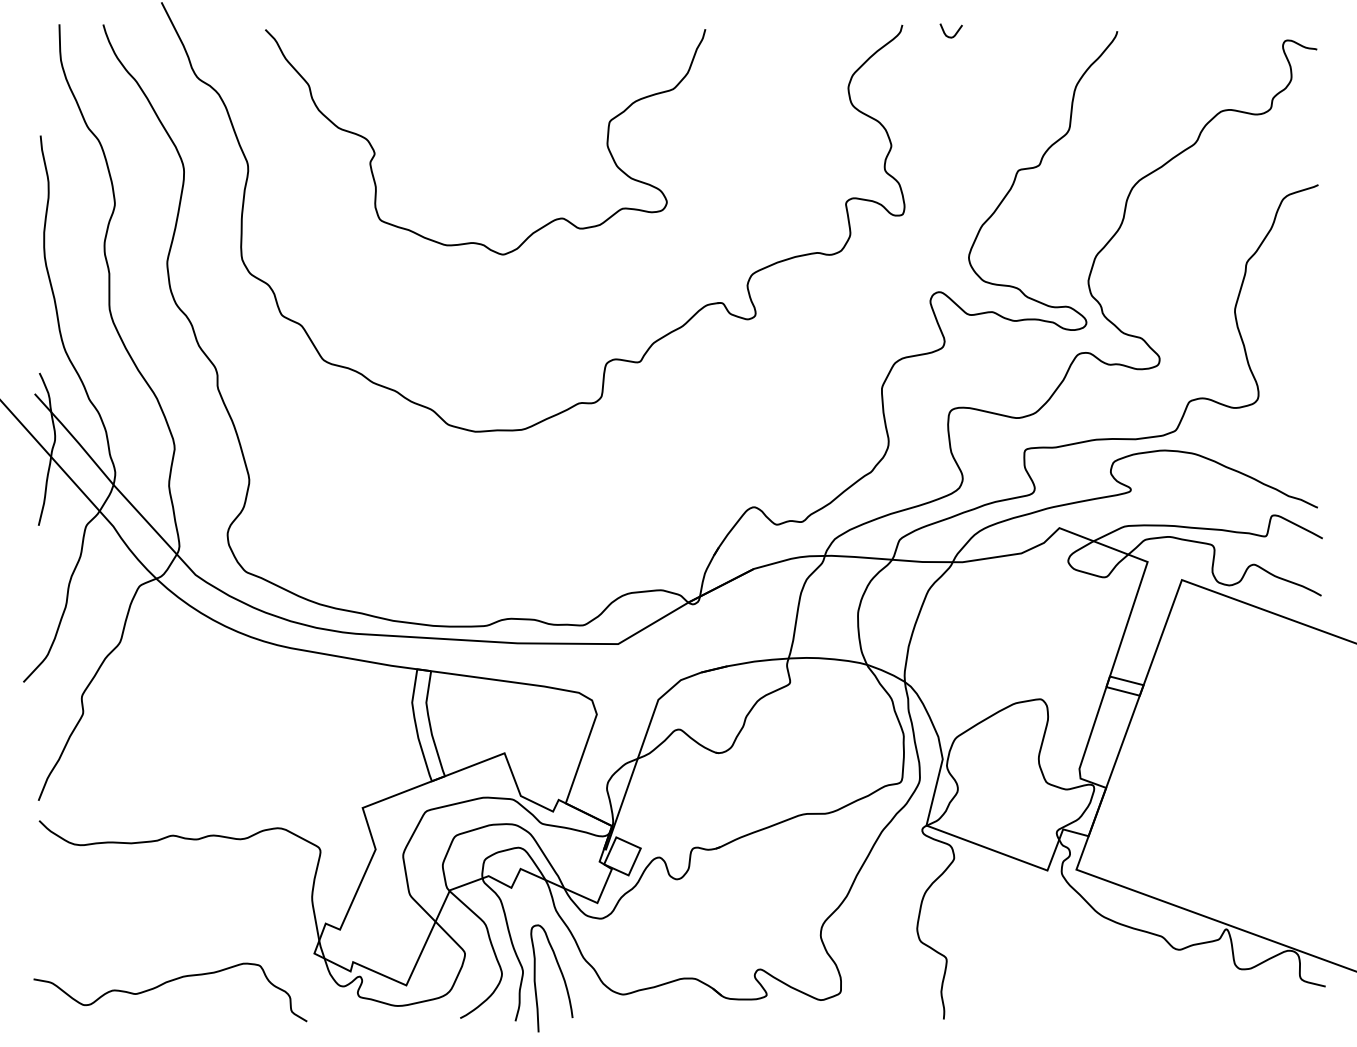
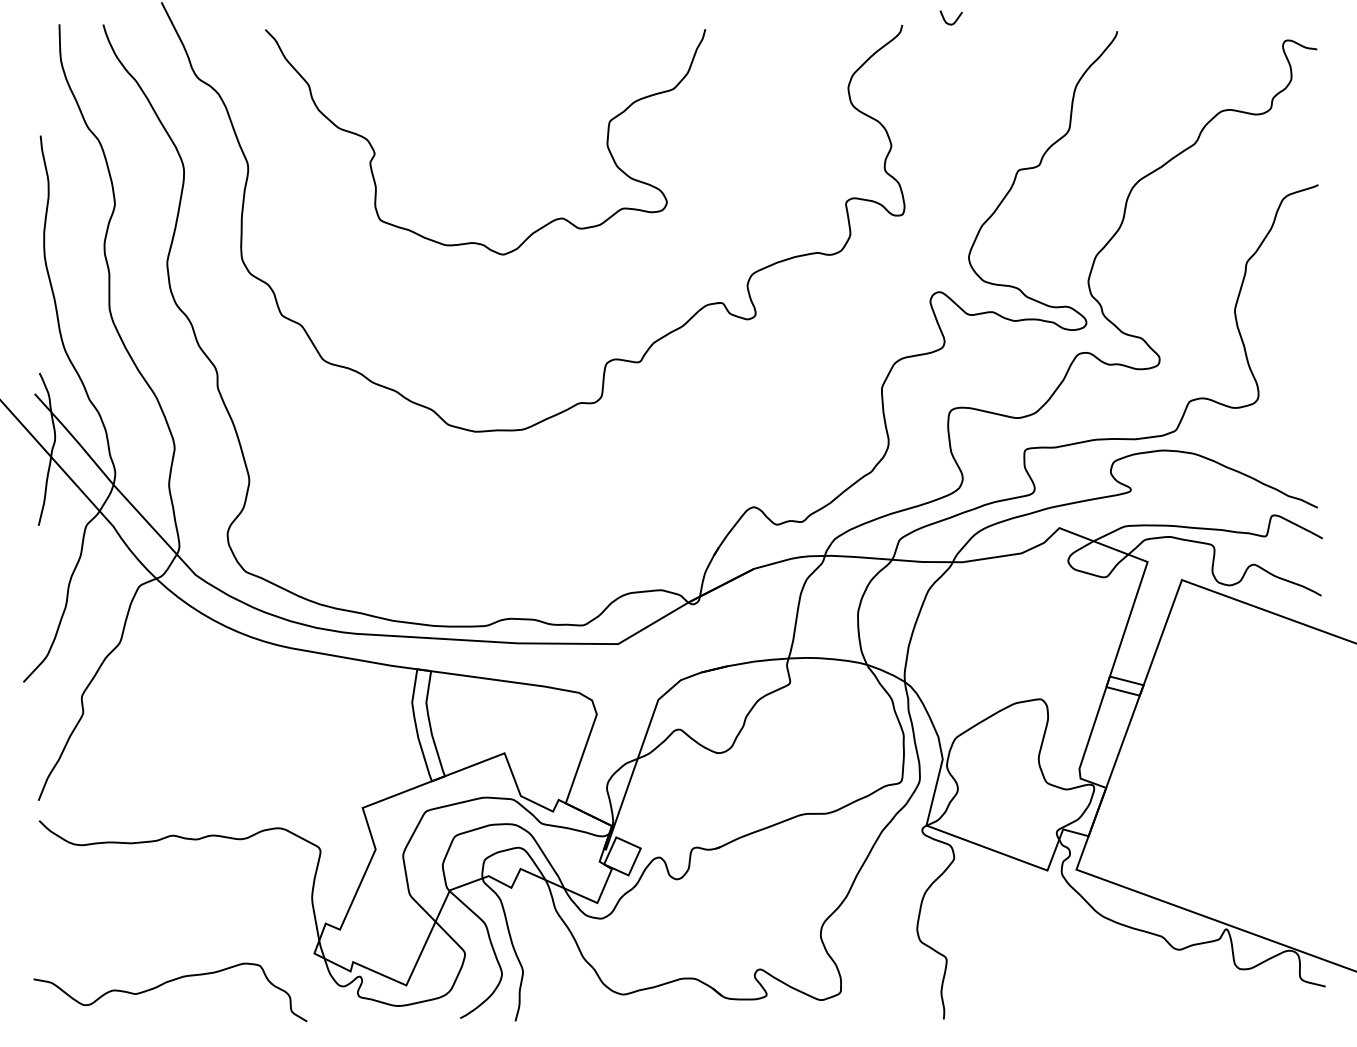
curve position: (945, 32) -> (945, 19) (945, 19)
curve: present -> none (561, 975)
